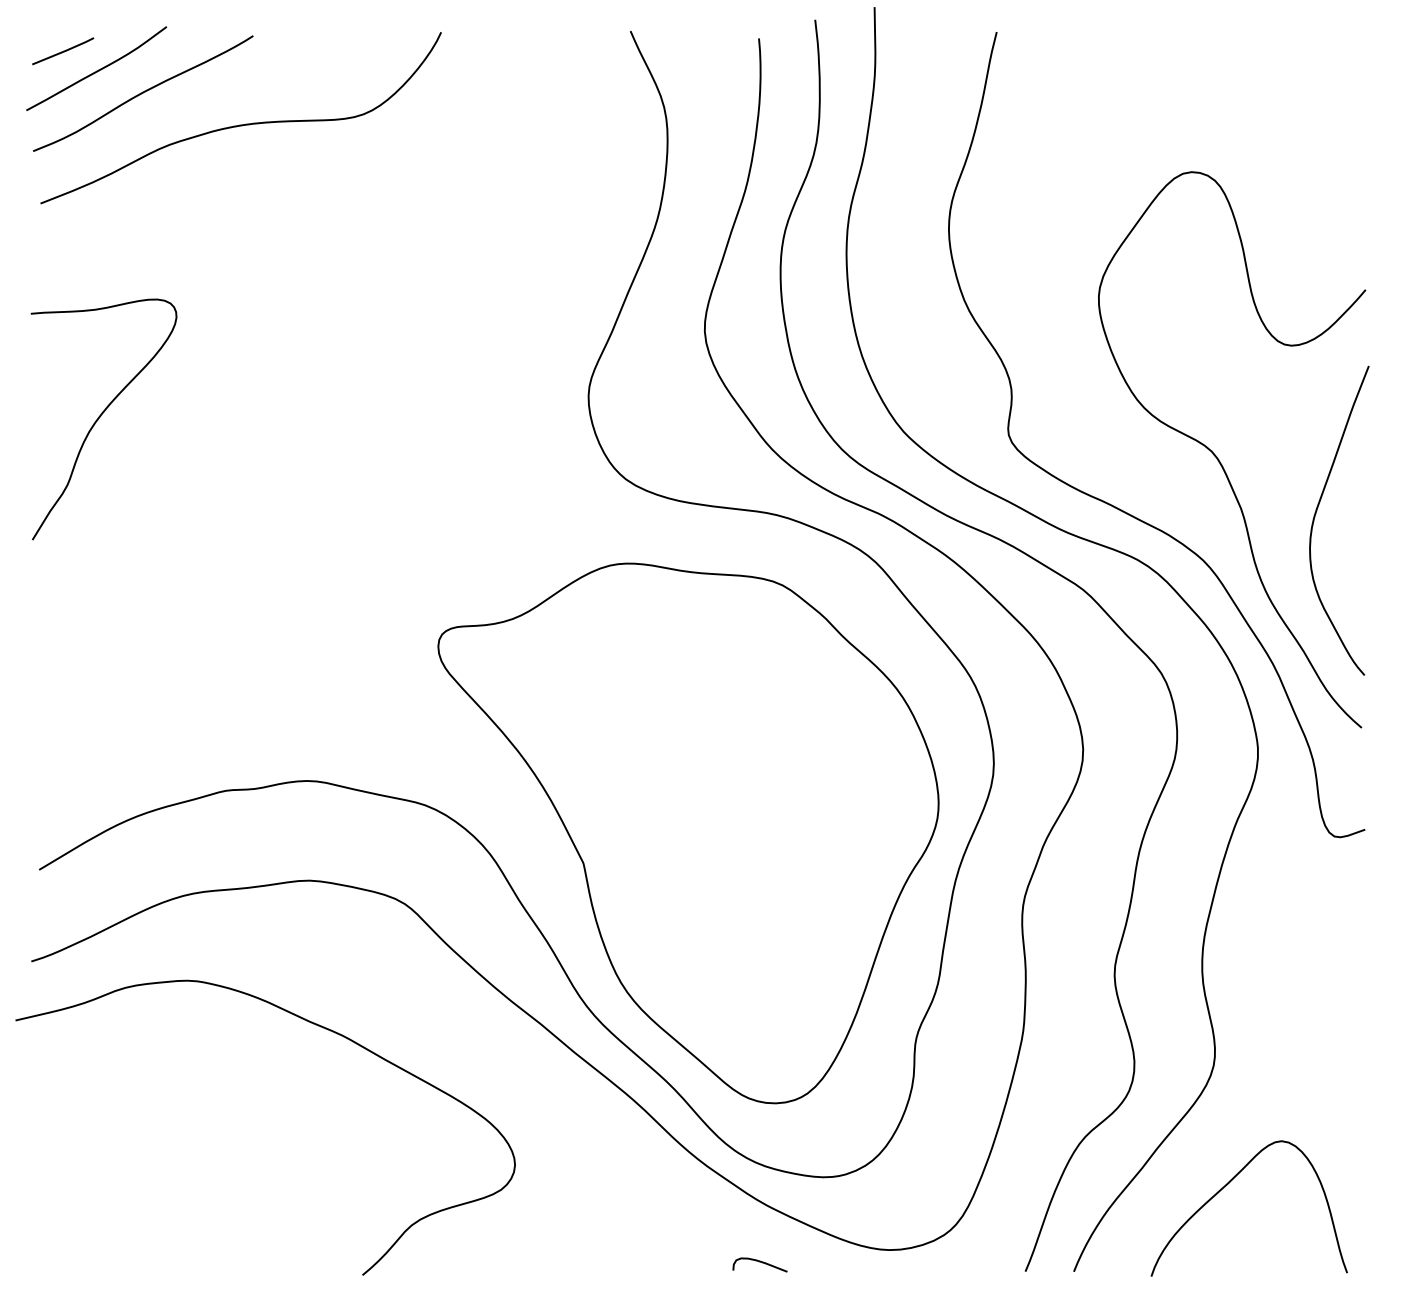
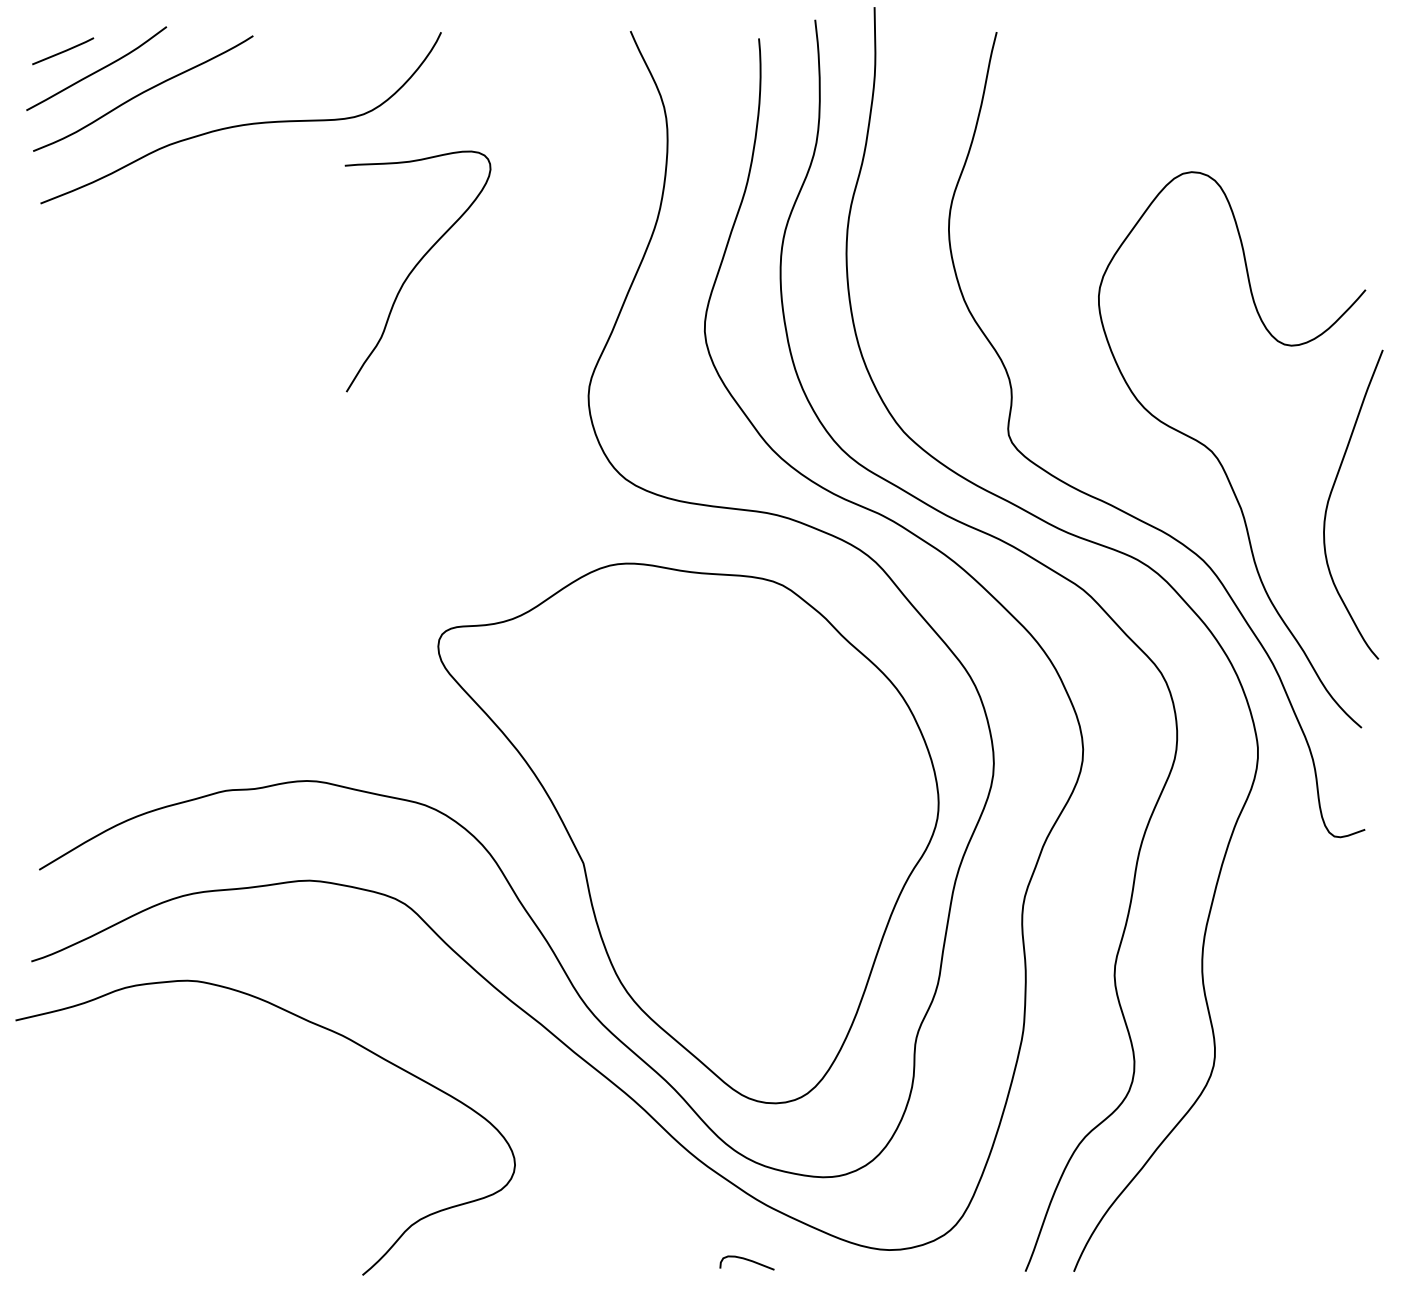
curve position: (101, 416) -> (415, 268) (415, 268)
curve position: (1316, 514) -> (1330, 498) (1330, 498)
curve: present -> none (1226, 1186)
curve position: (759, 1262) -> (746, 1260) (746, 1260)
